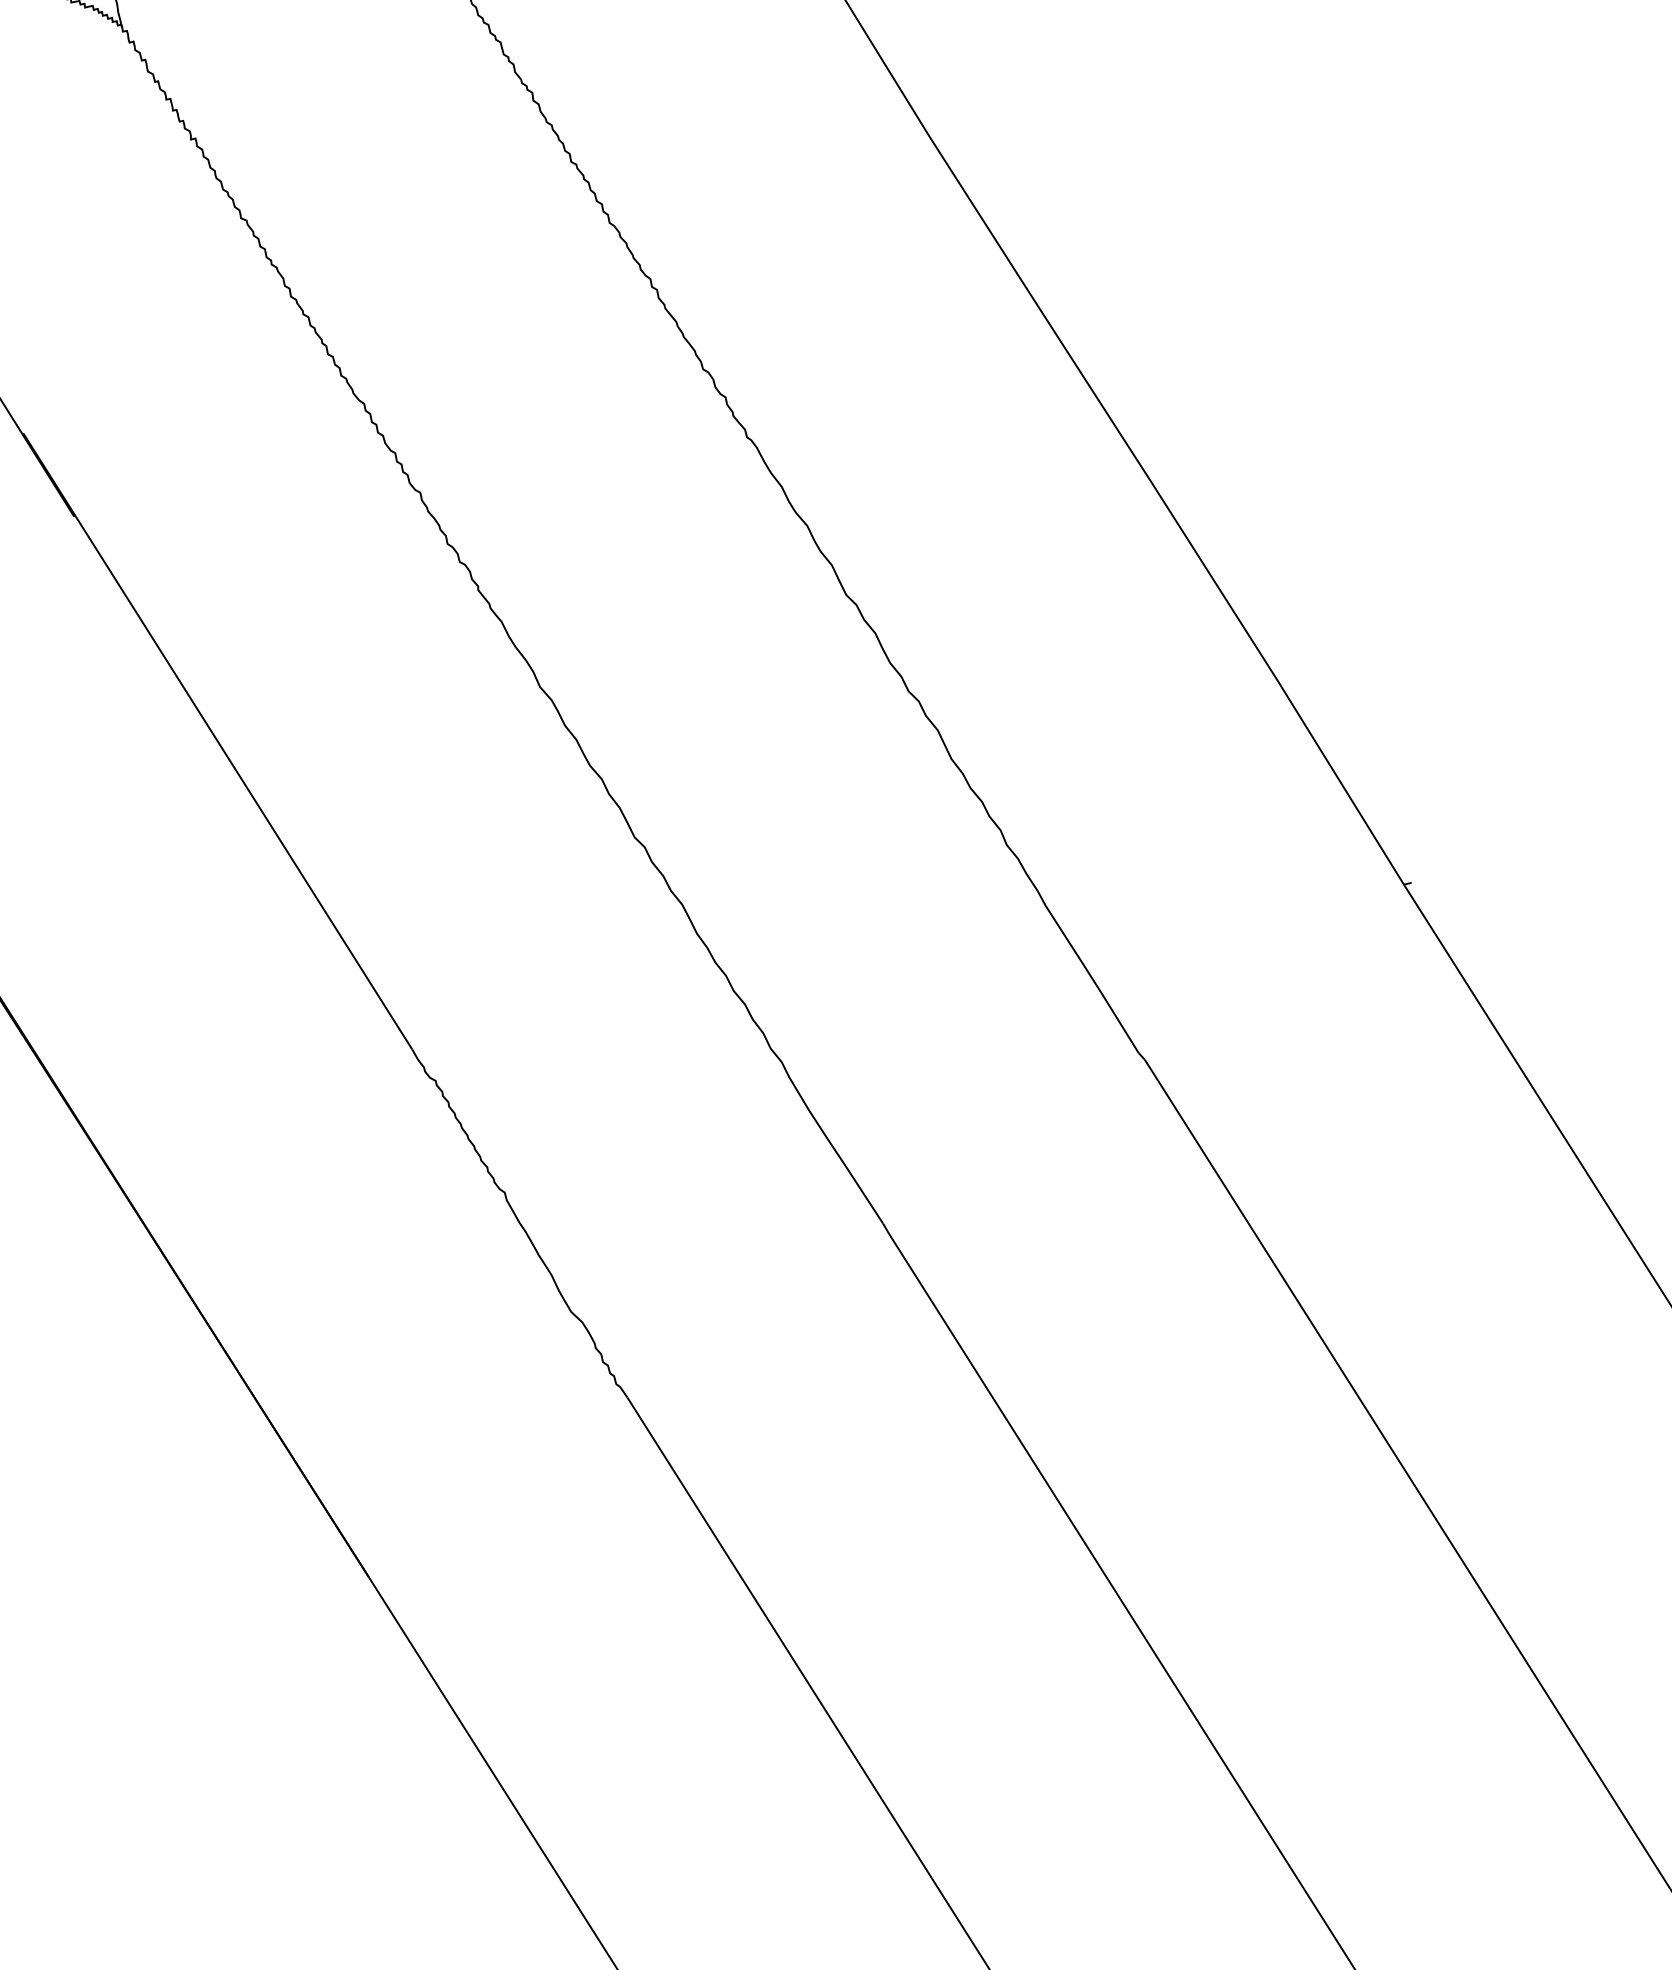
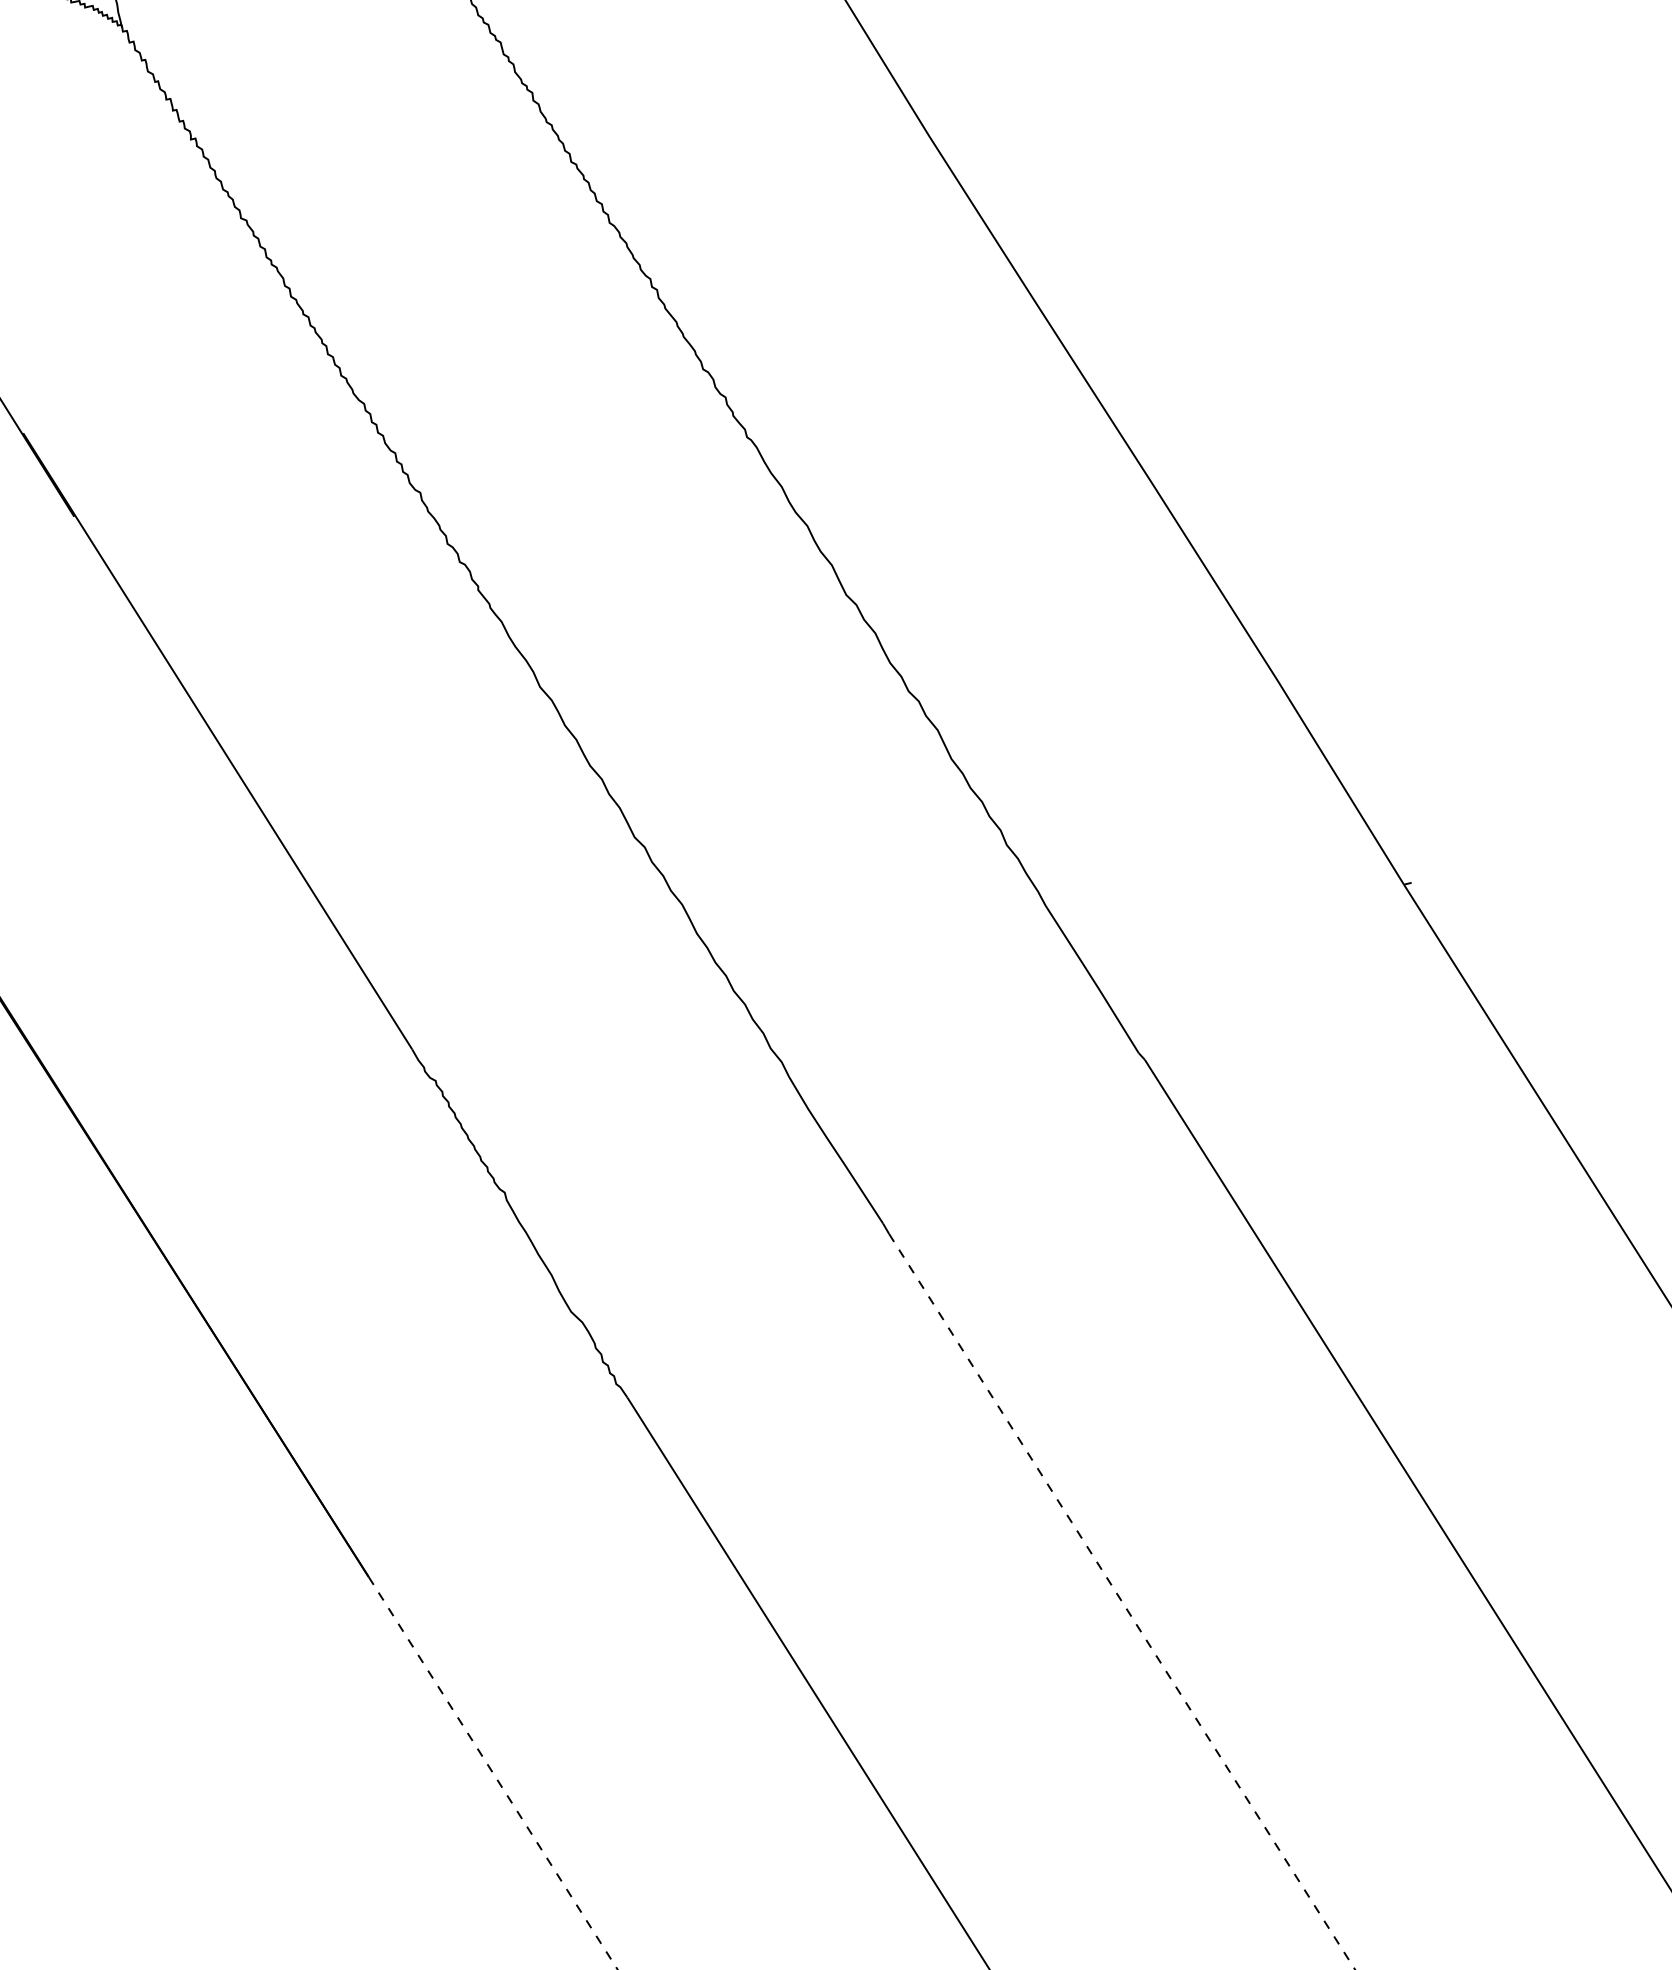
line: solid -> dashed (1122, 1602)
line: solid -> dashed (493, 1773)
